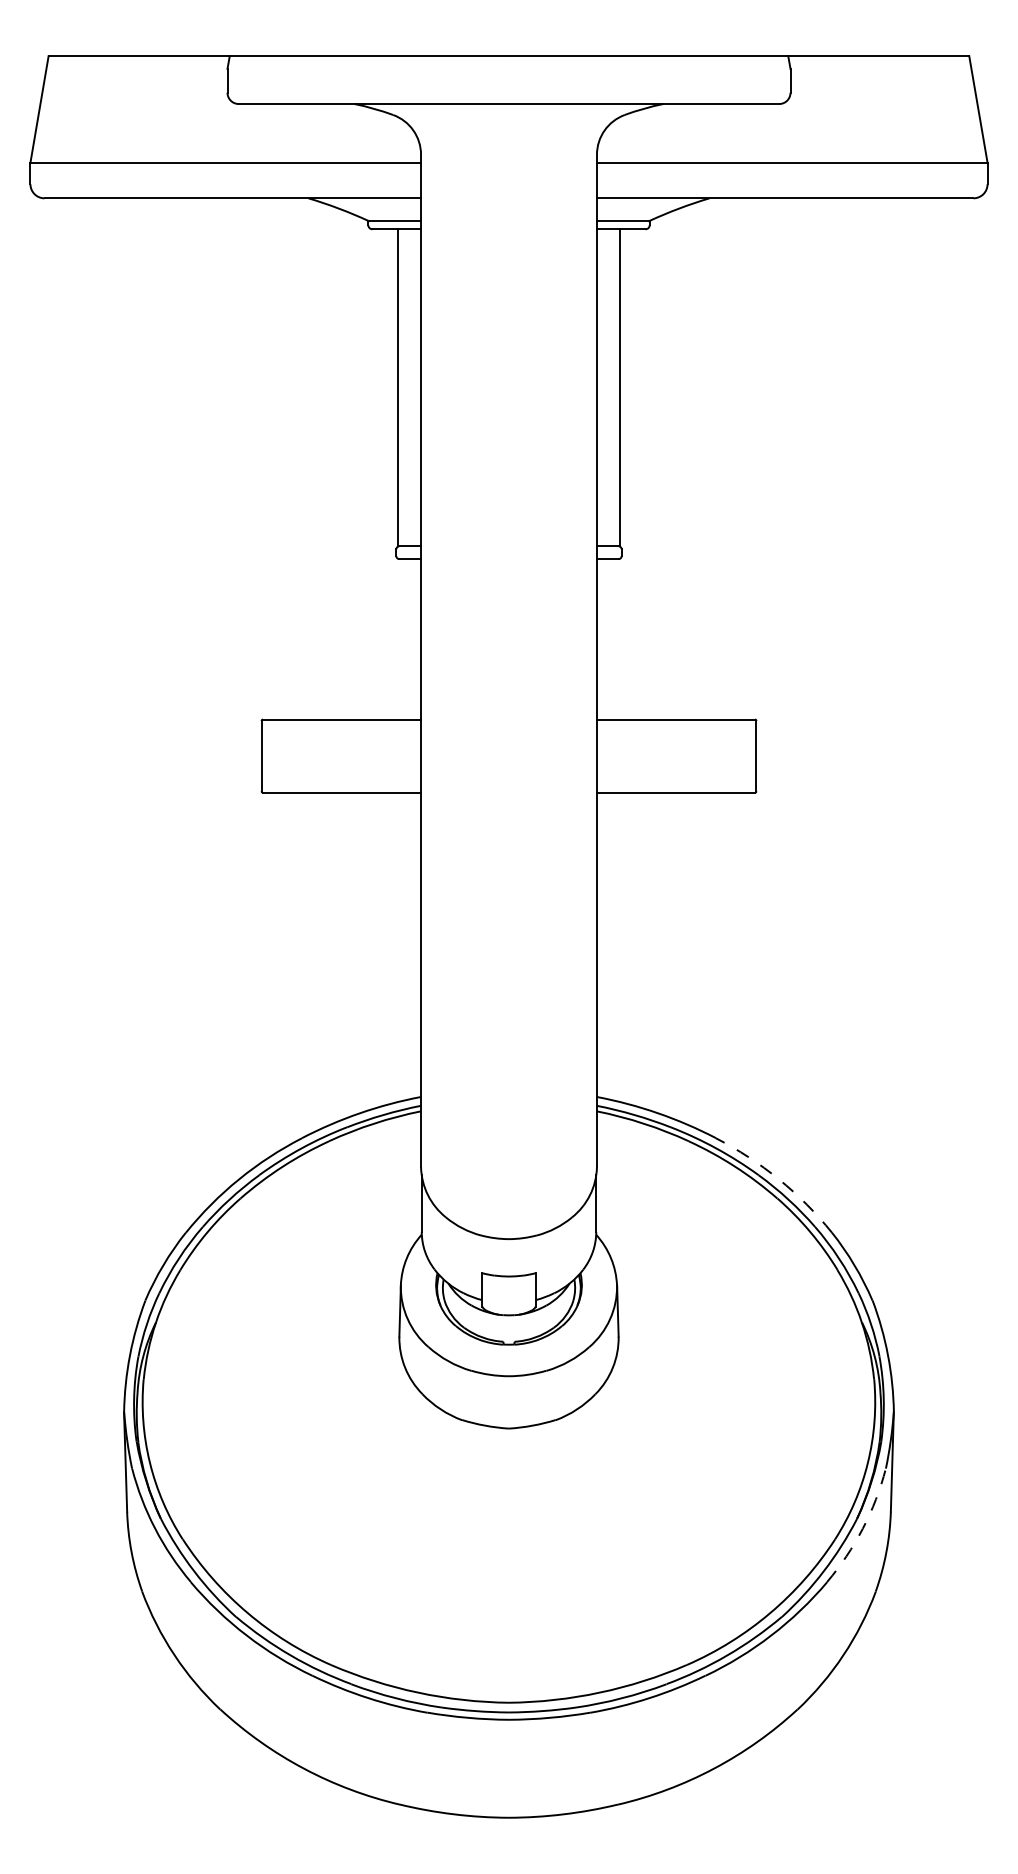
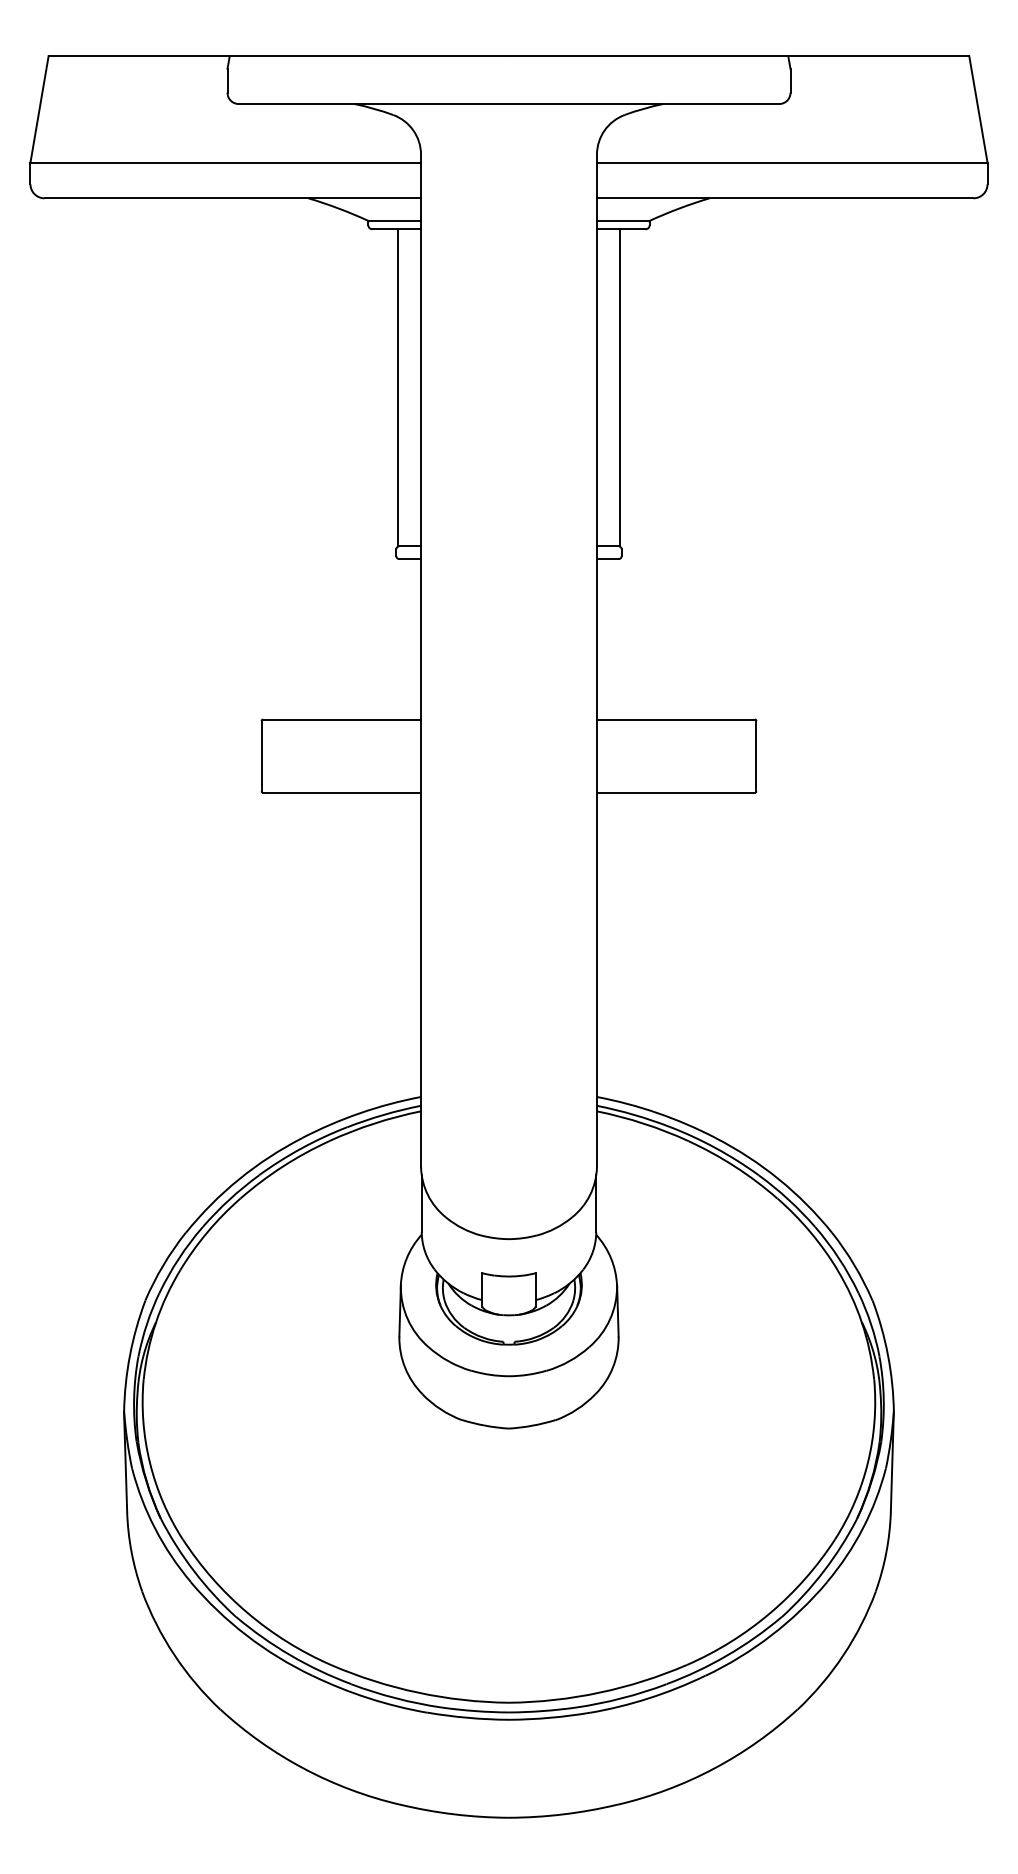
arc: dashed -> solid (778, 1179)
arc: dashed -> solid (862, 1528)
